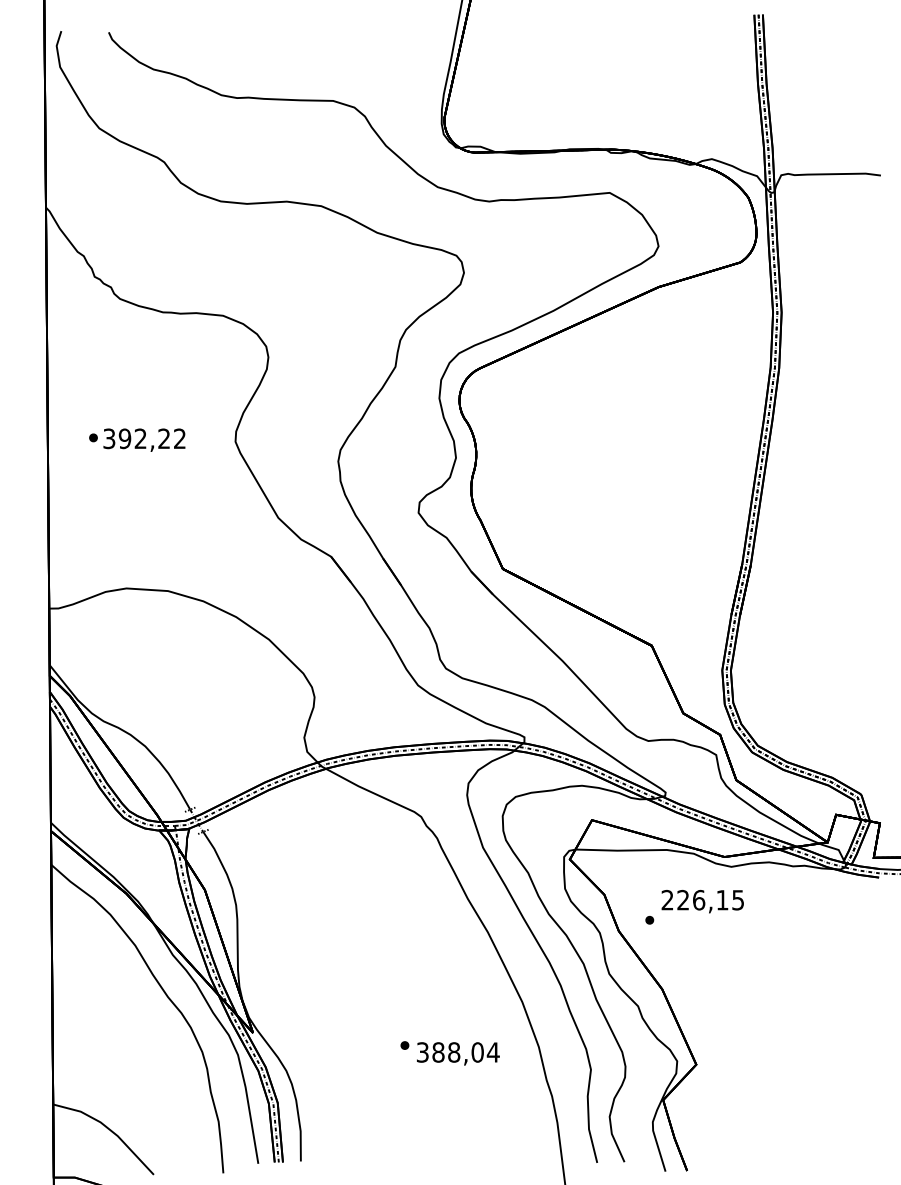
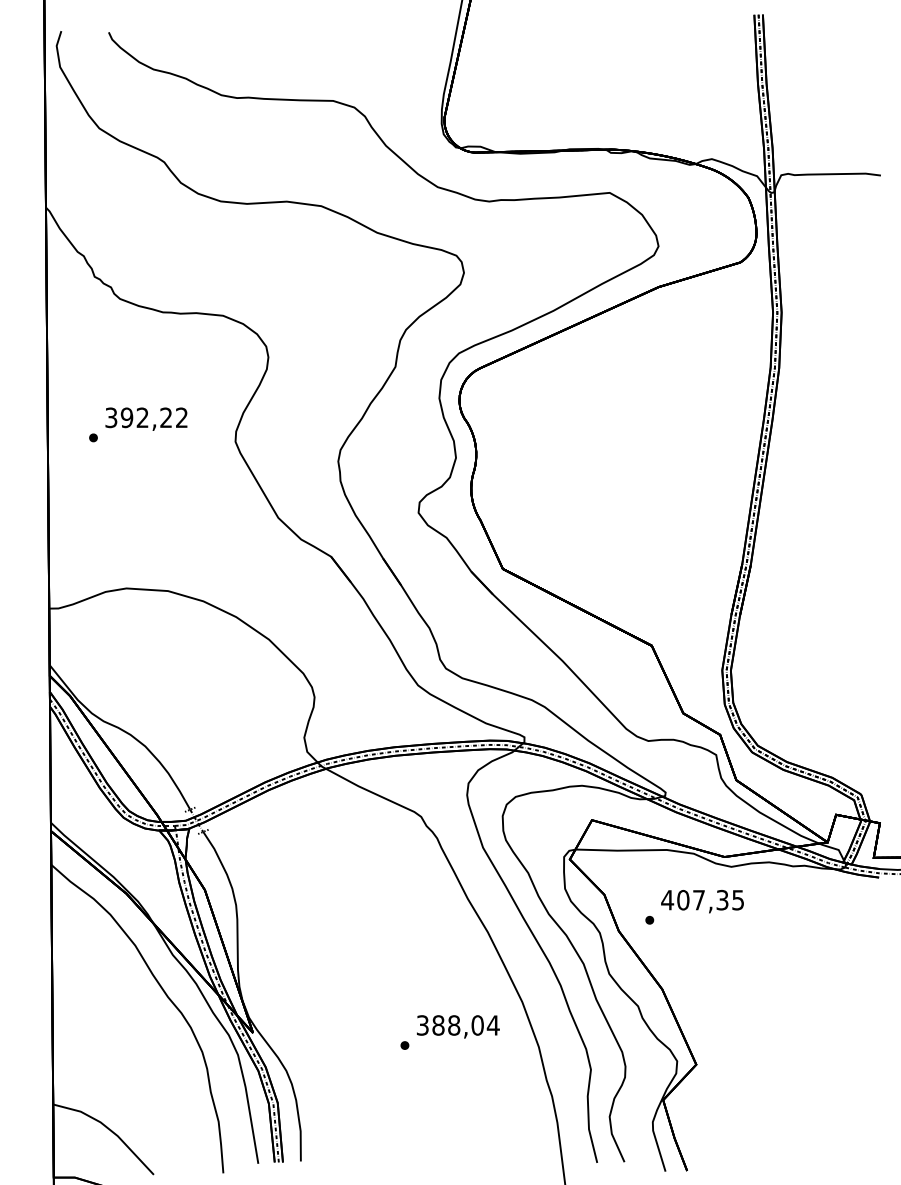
text position: (144, 439) -> (146, 418) (146, 418)
text: 226,15 -> 407,35 (694, 899)
text position: (458, 1053) -> (458, 1026) (458, 1026)
